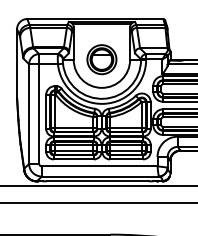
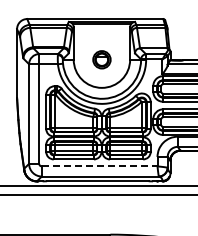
part size: 32x32 px -> 20x20 px (101, 59)
line: solid -> dashed (99, 166)
line position: (98, 203) -> (98, 195) (98, 195)
